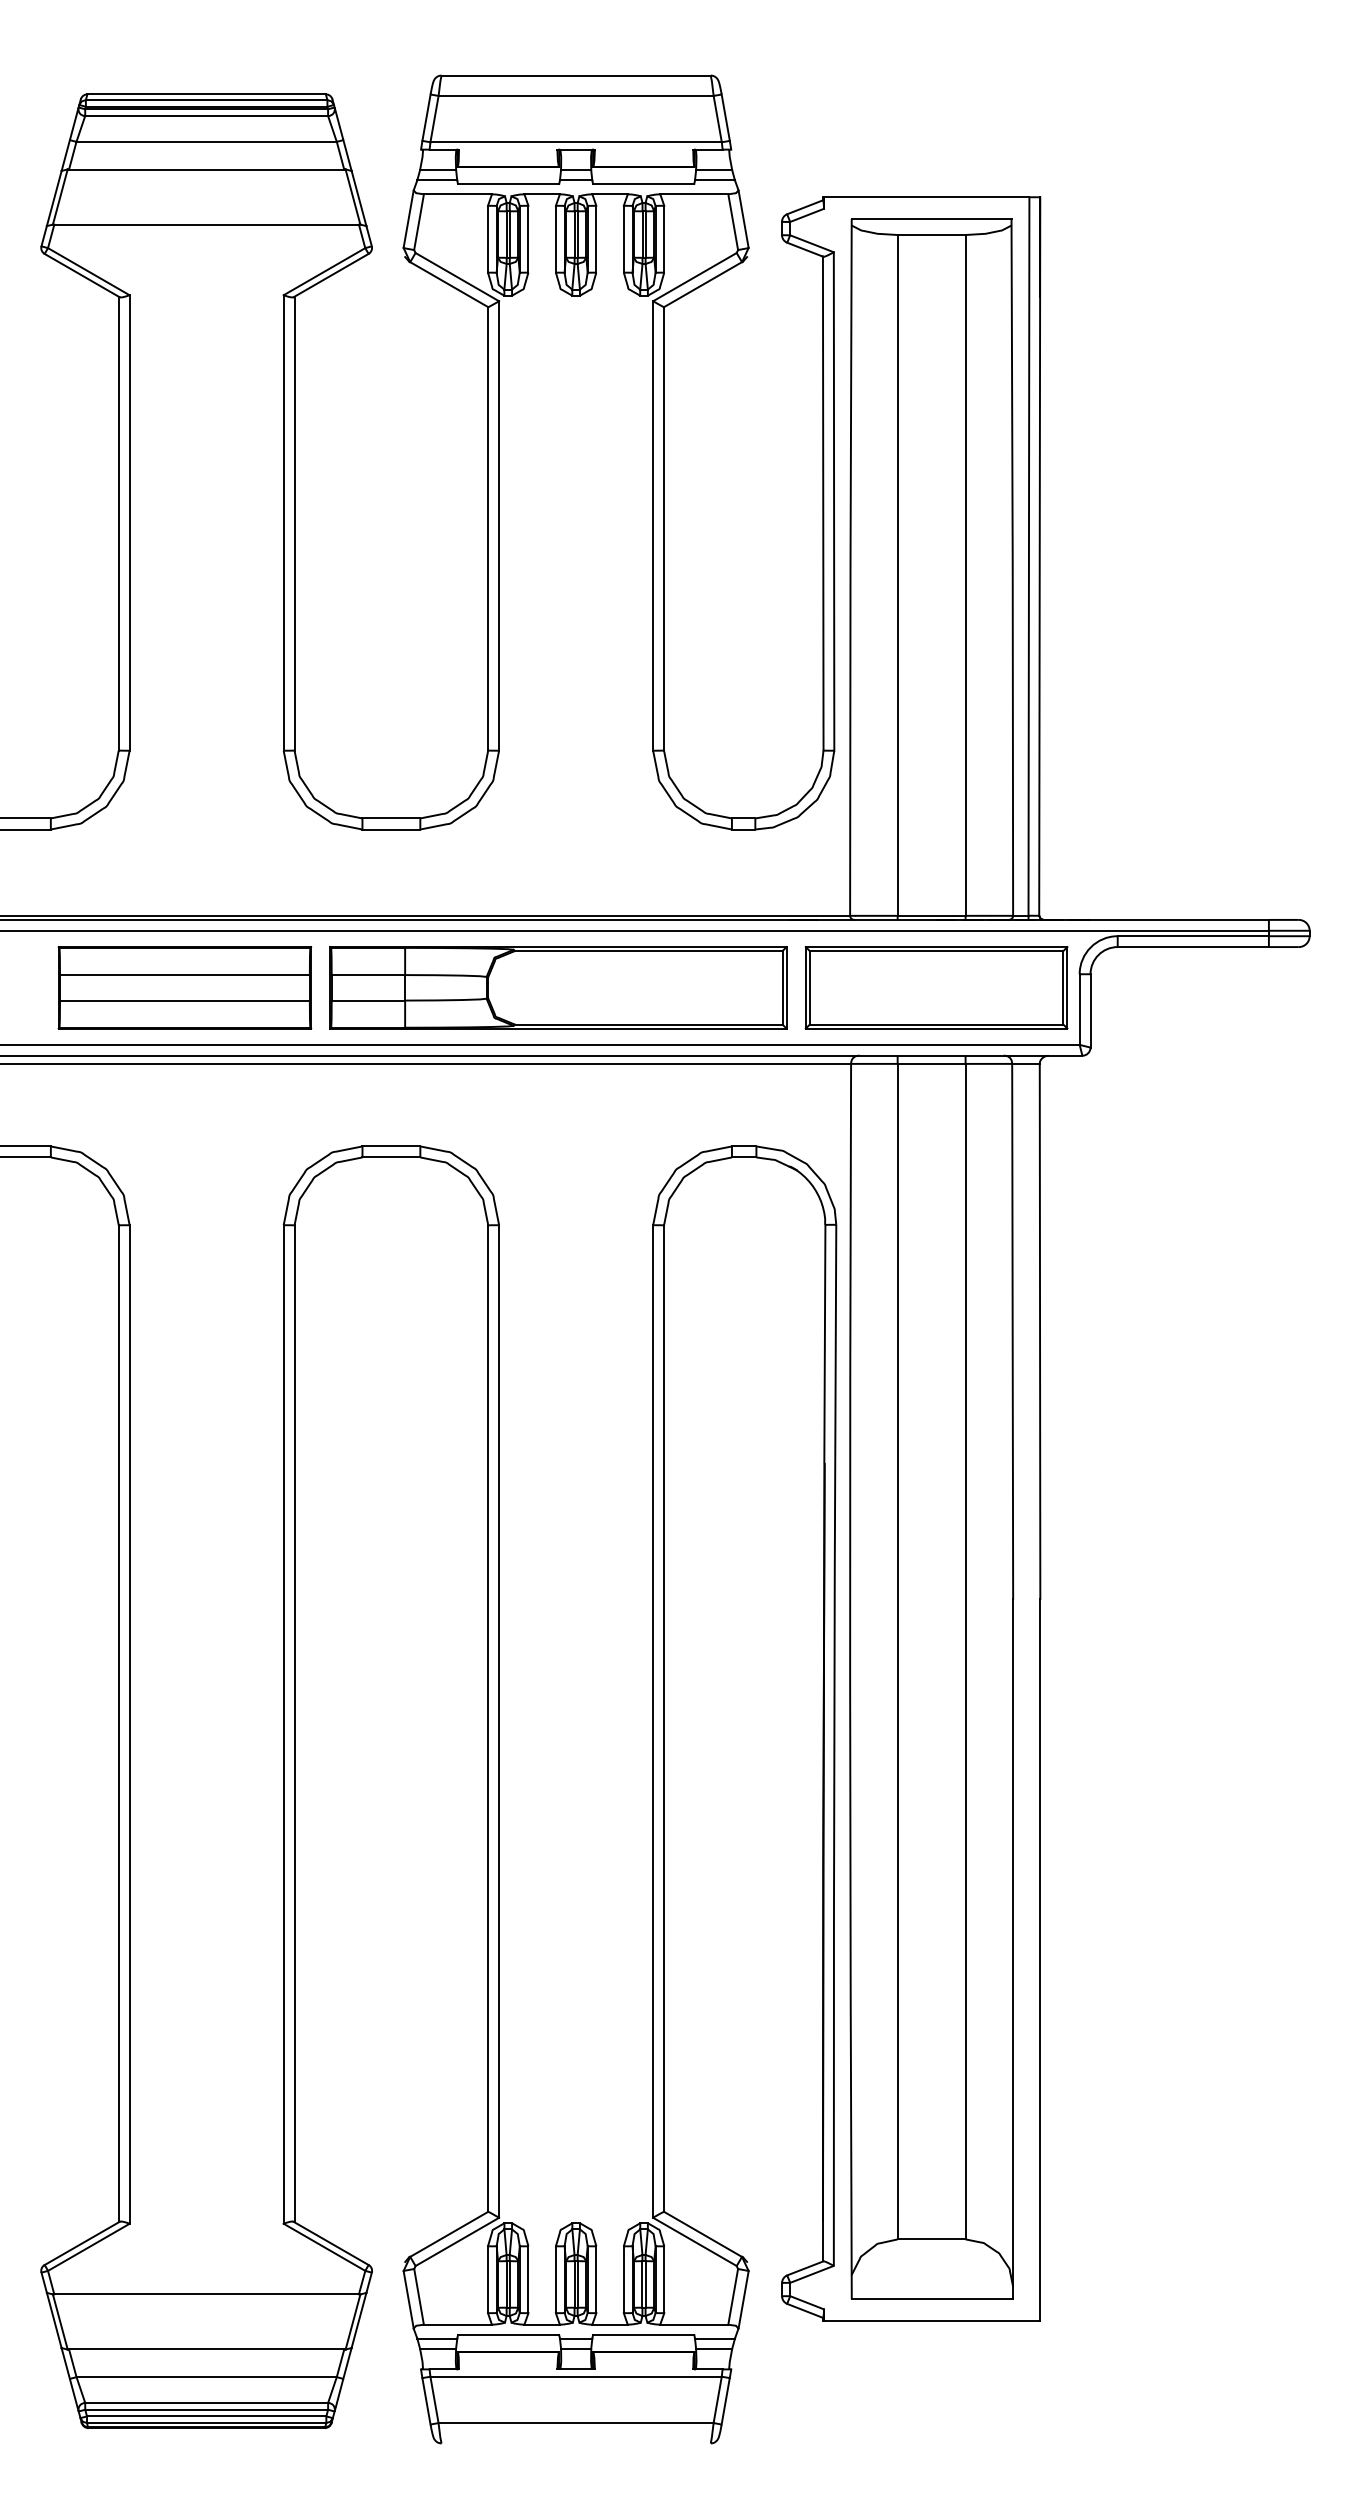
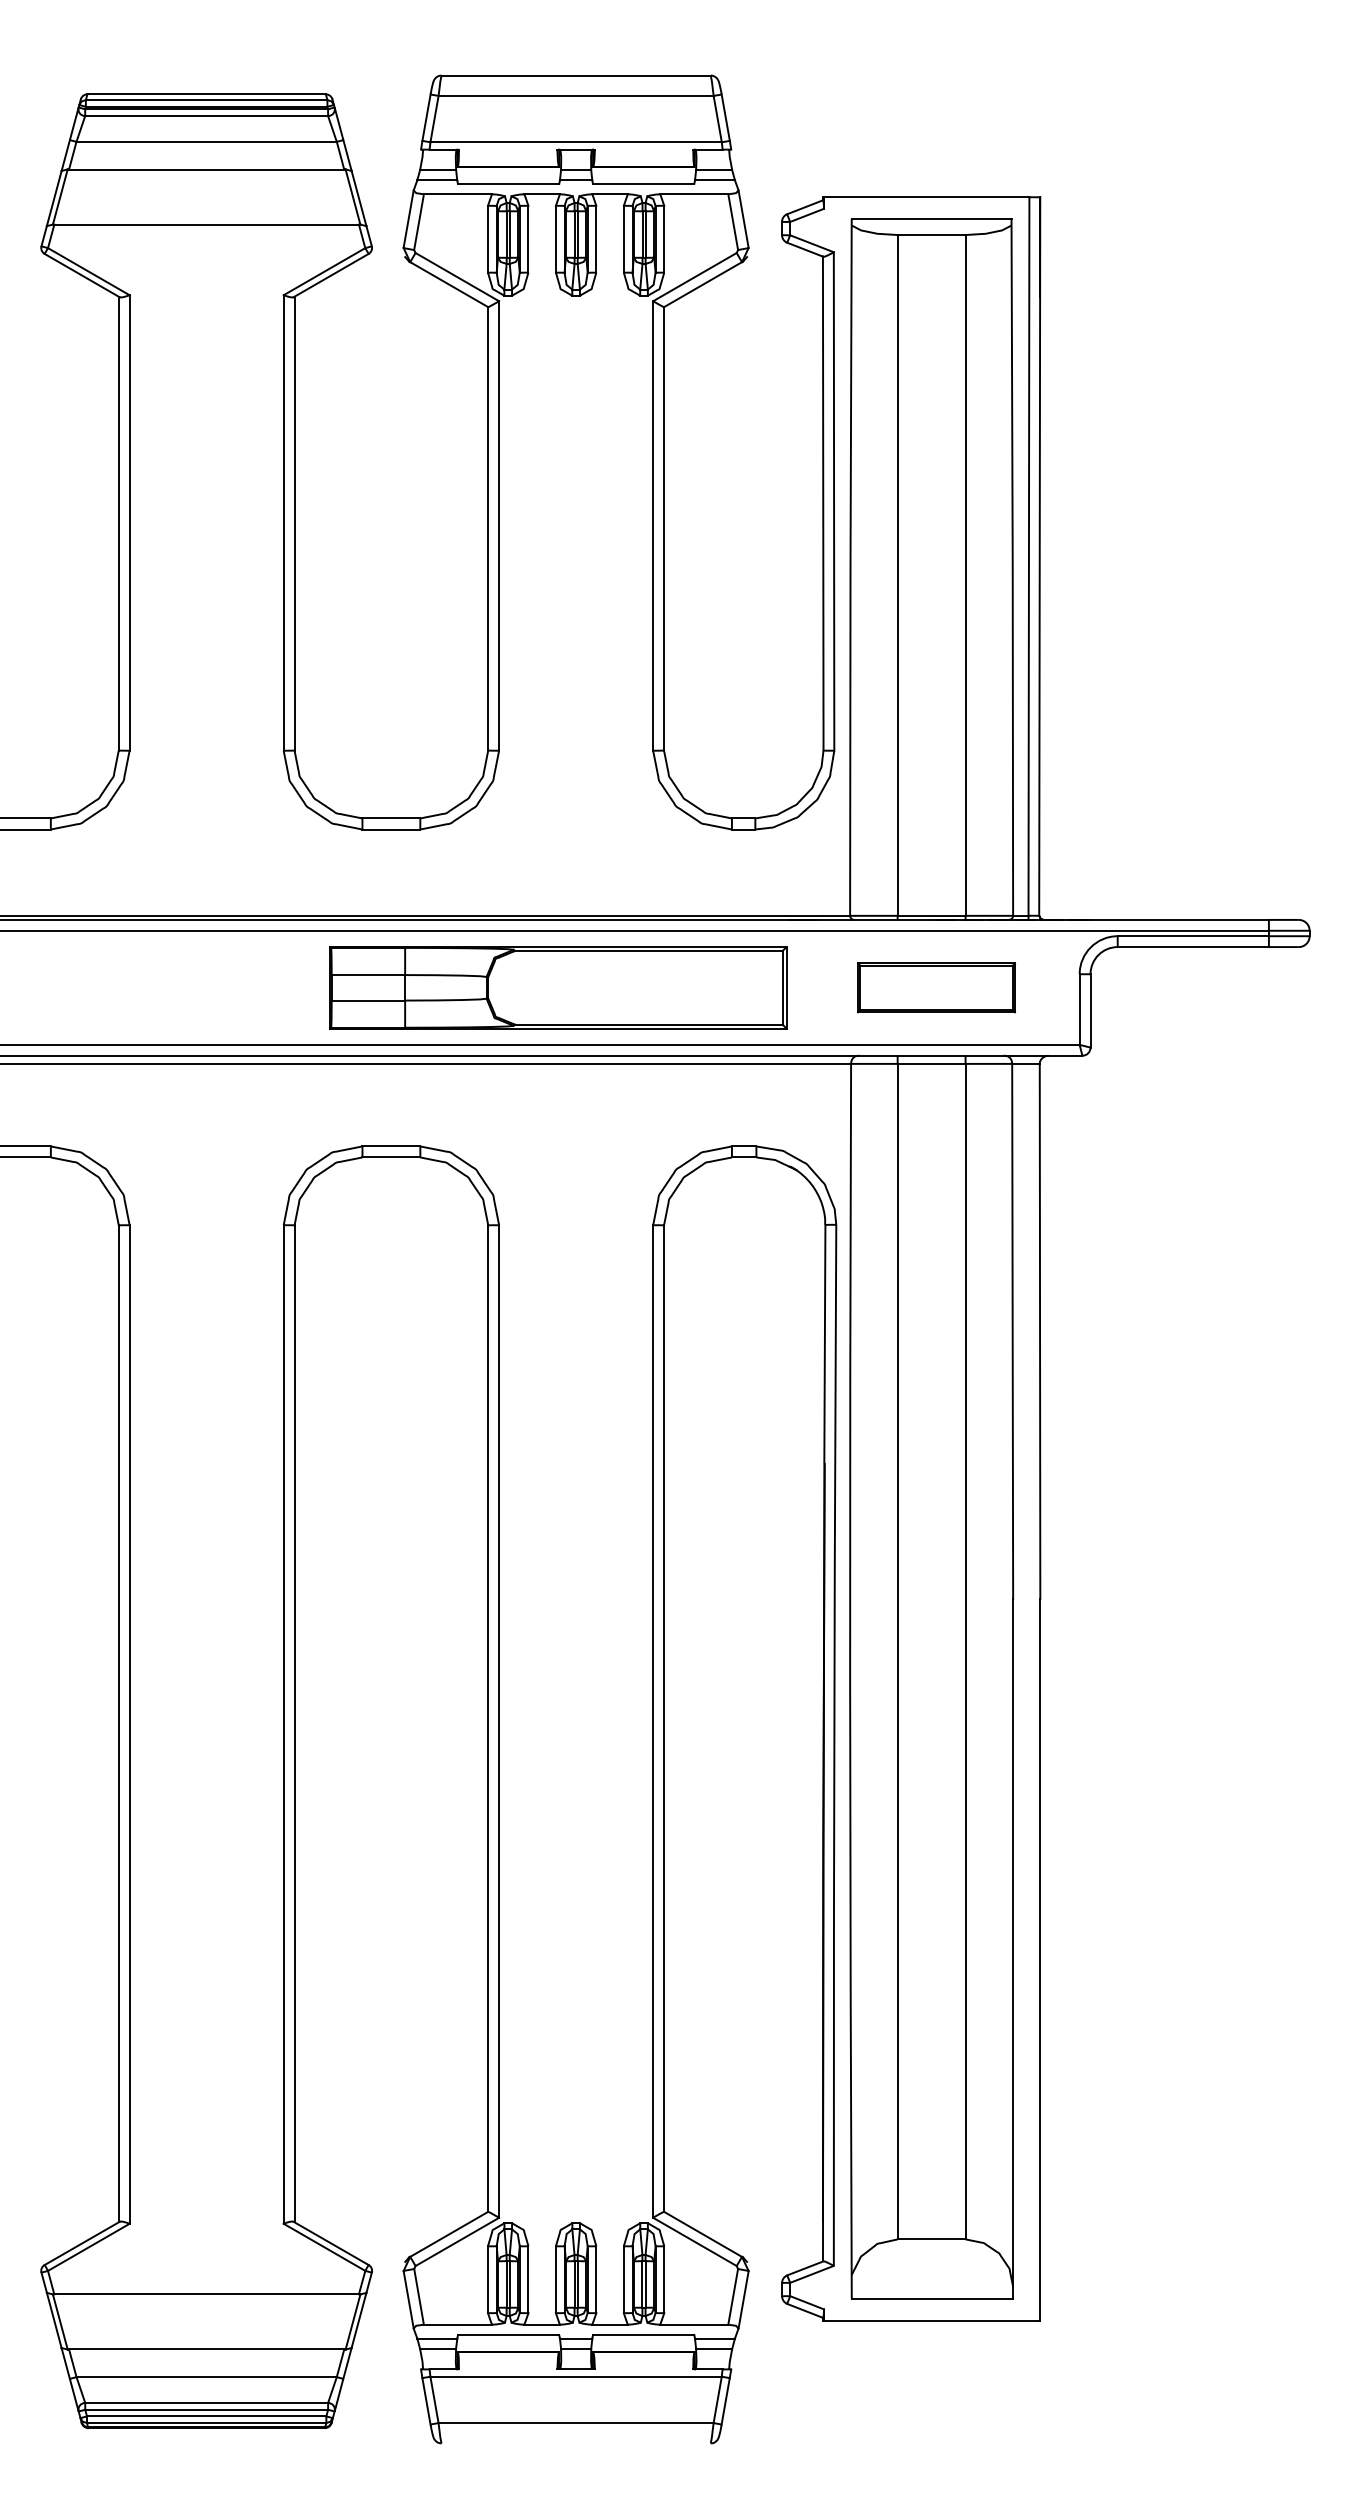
part: present -> none (184, 987)
part size: 265x84 px -> 160x52 px (936, 987)
